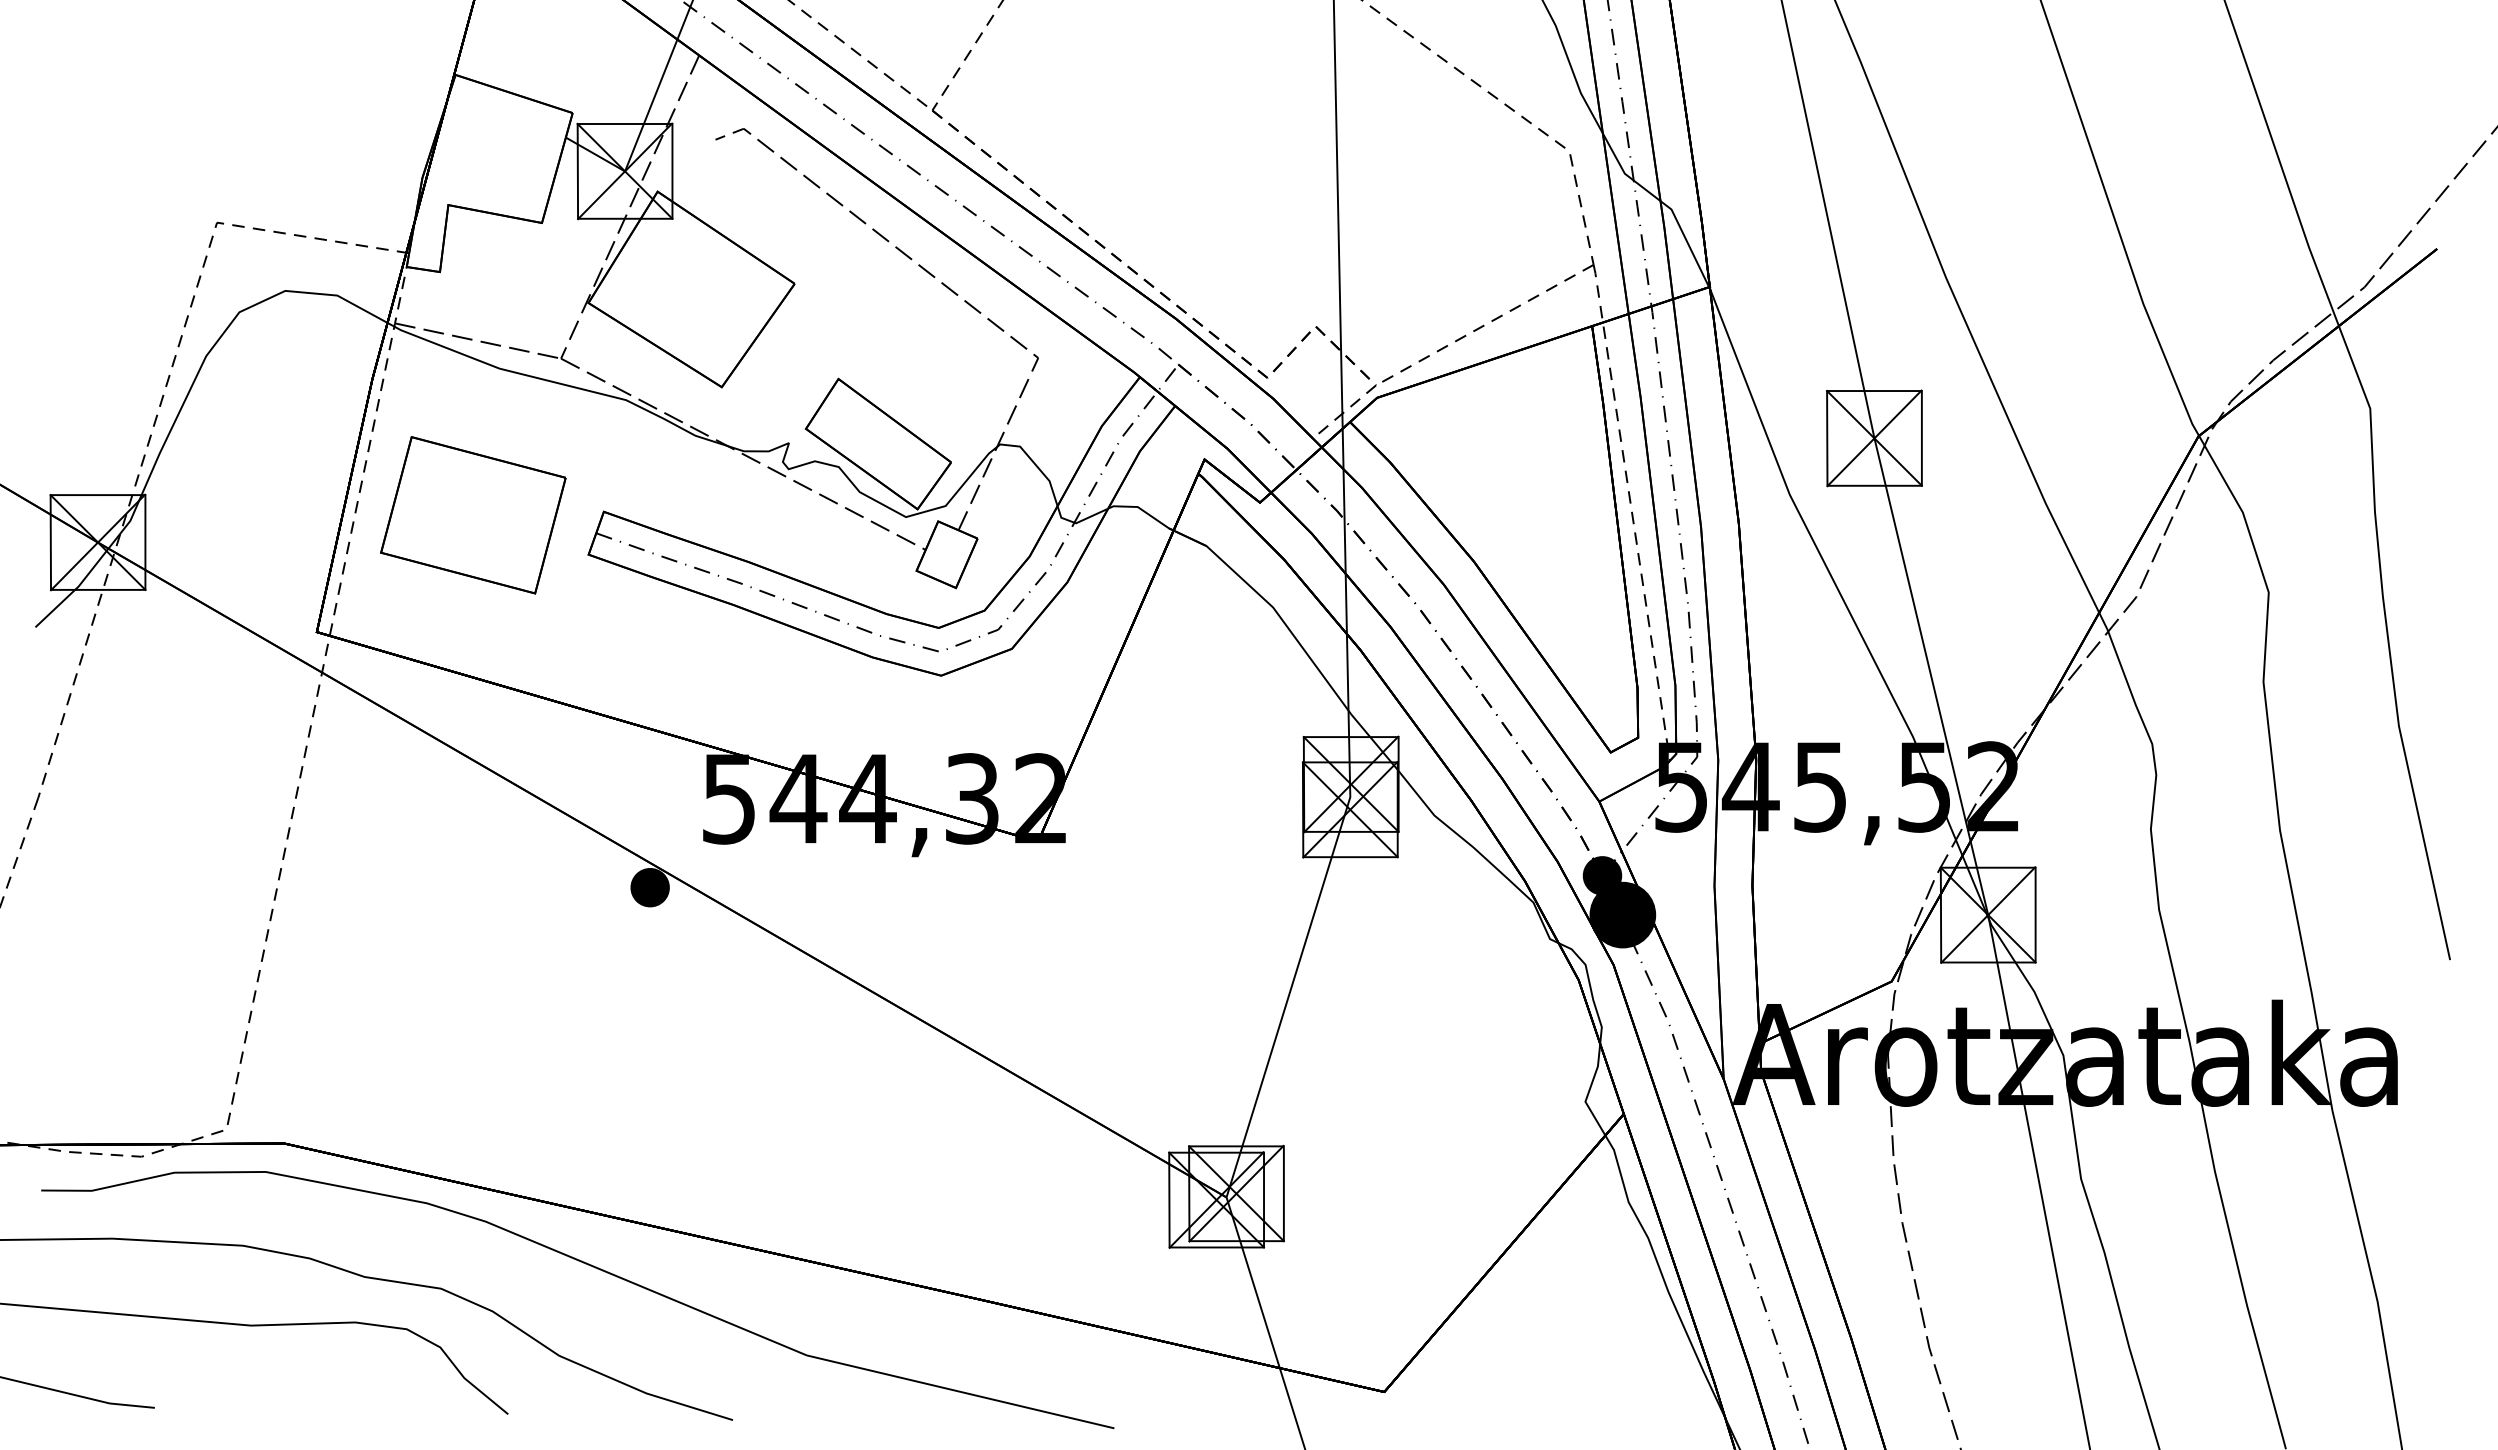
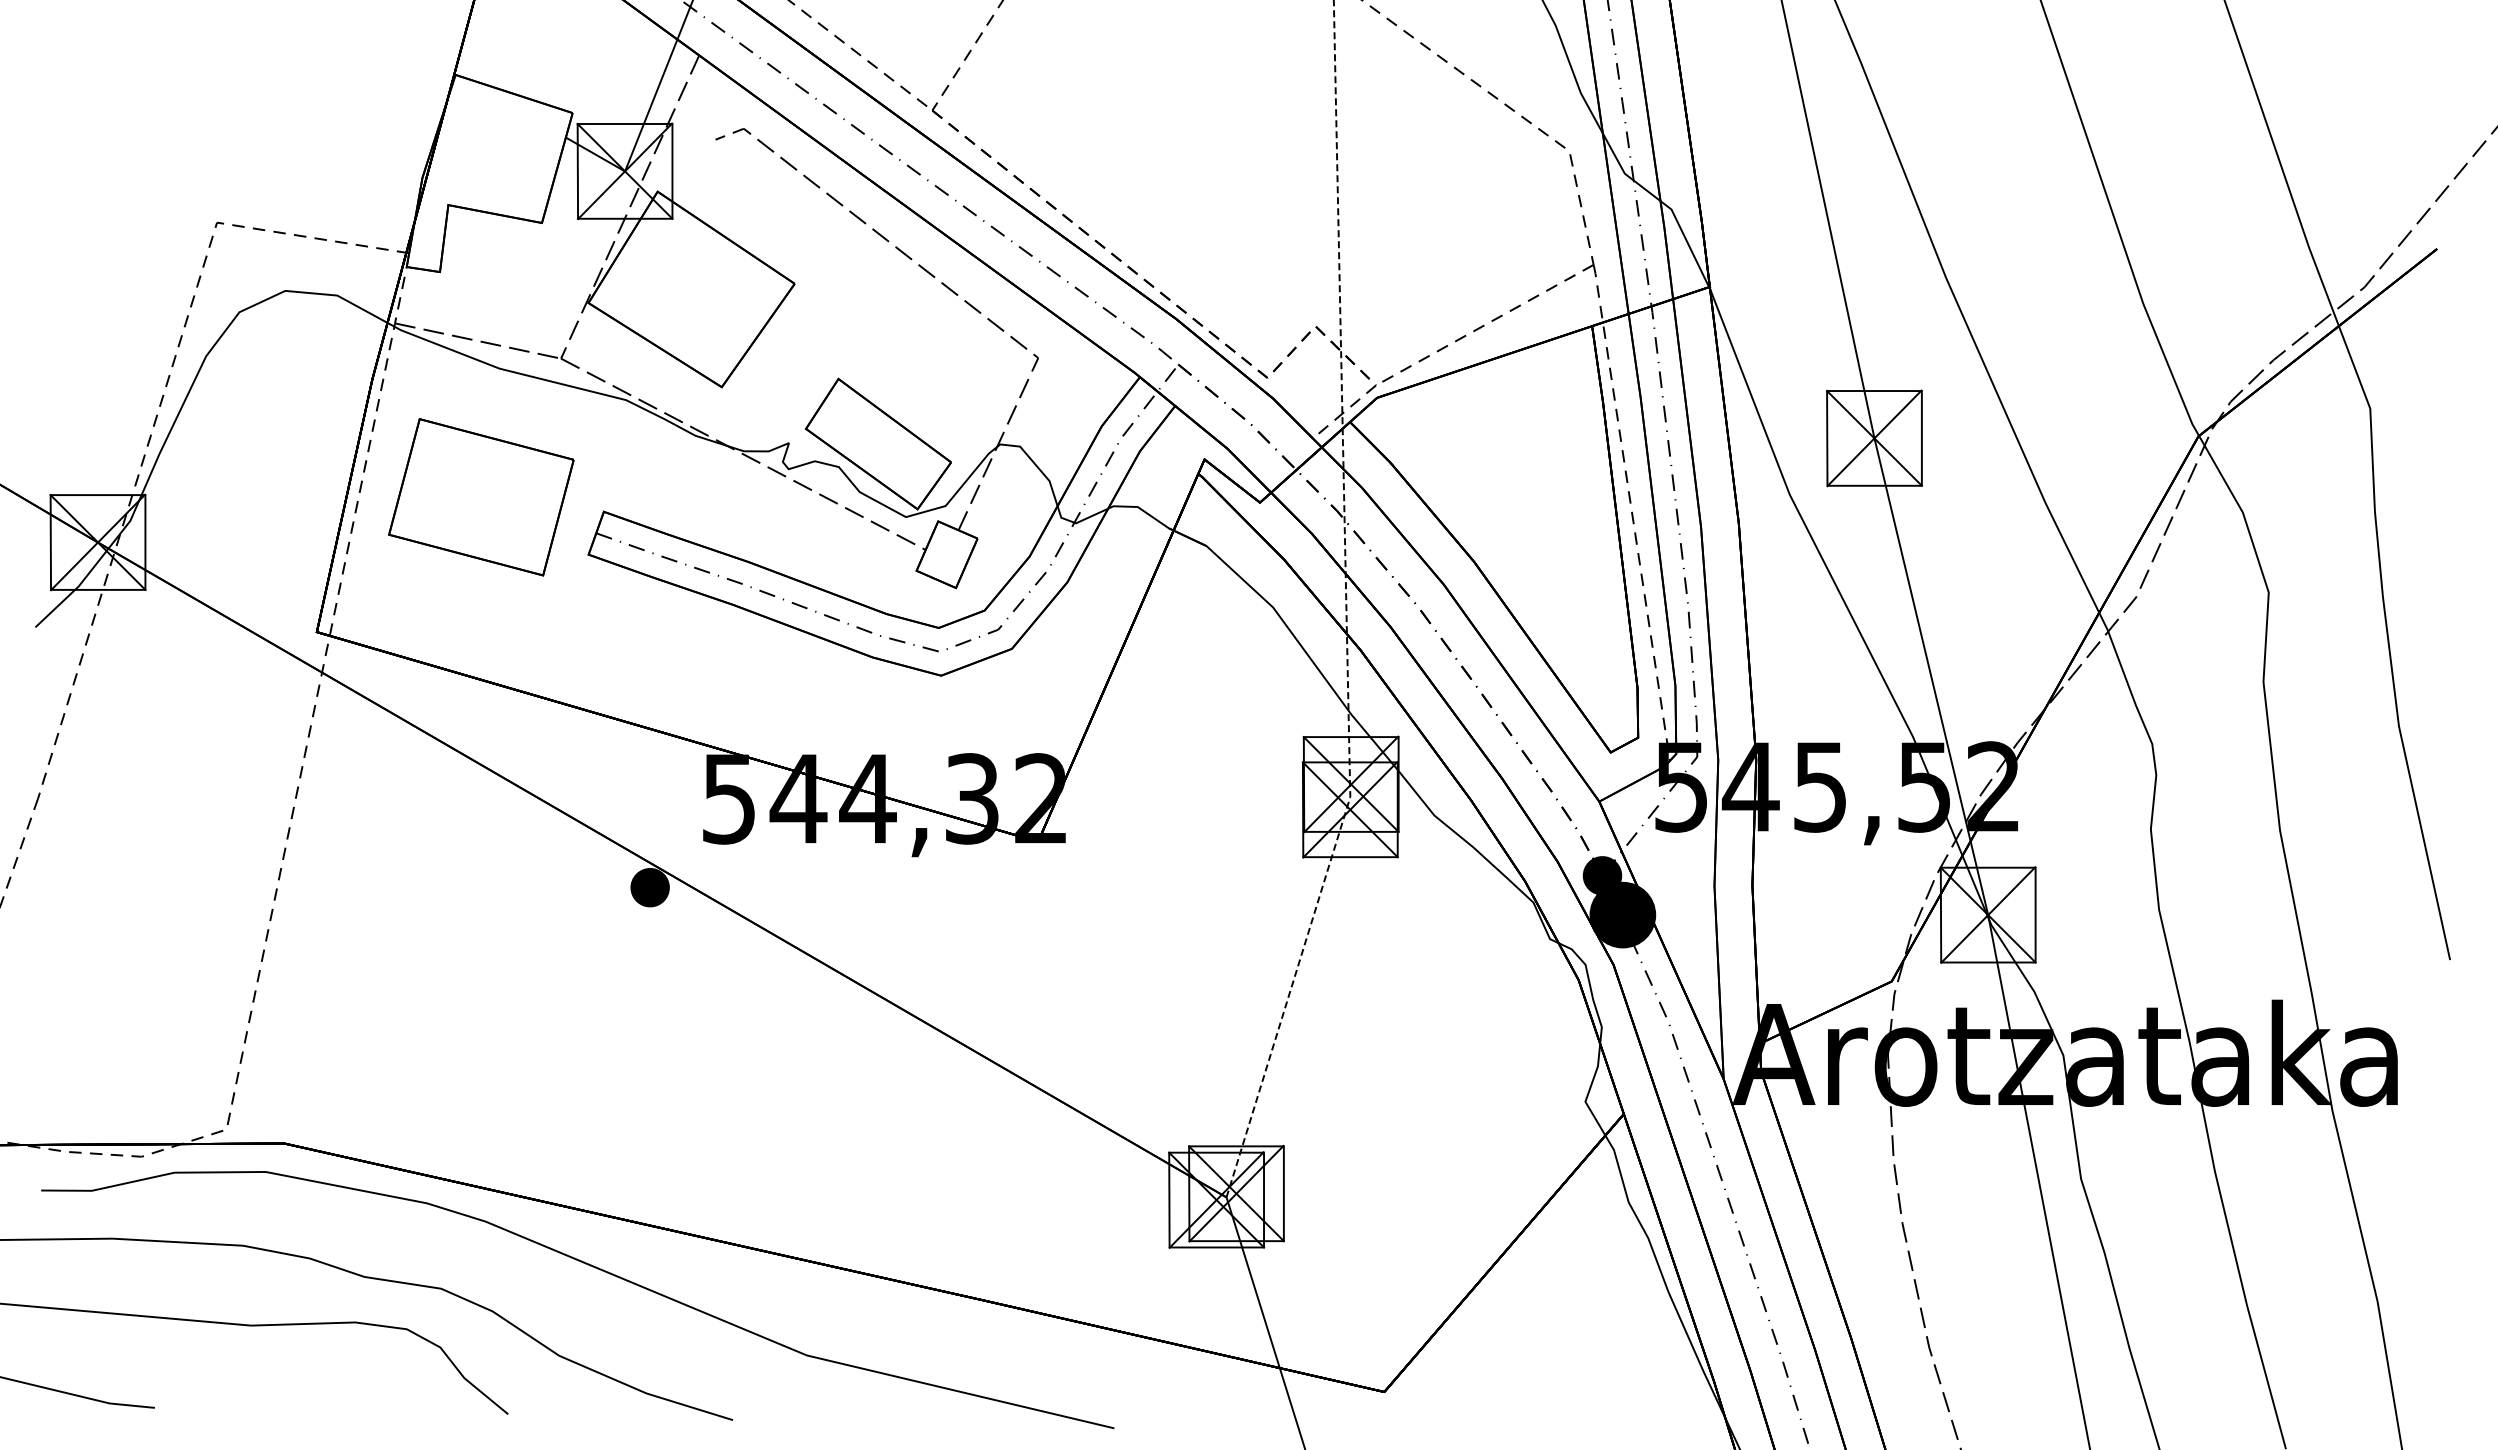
part position: (473, 515) -> (481, 497) (481, 497)
line: solid -> dashed (1346, 608)
